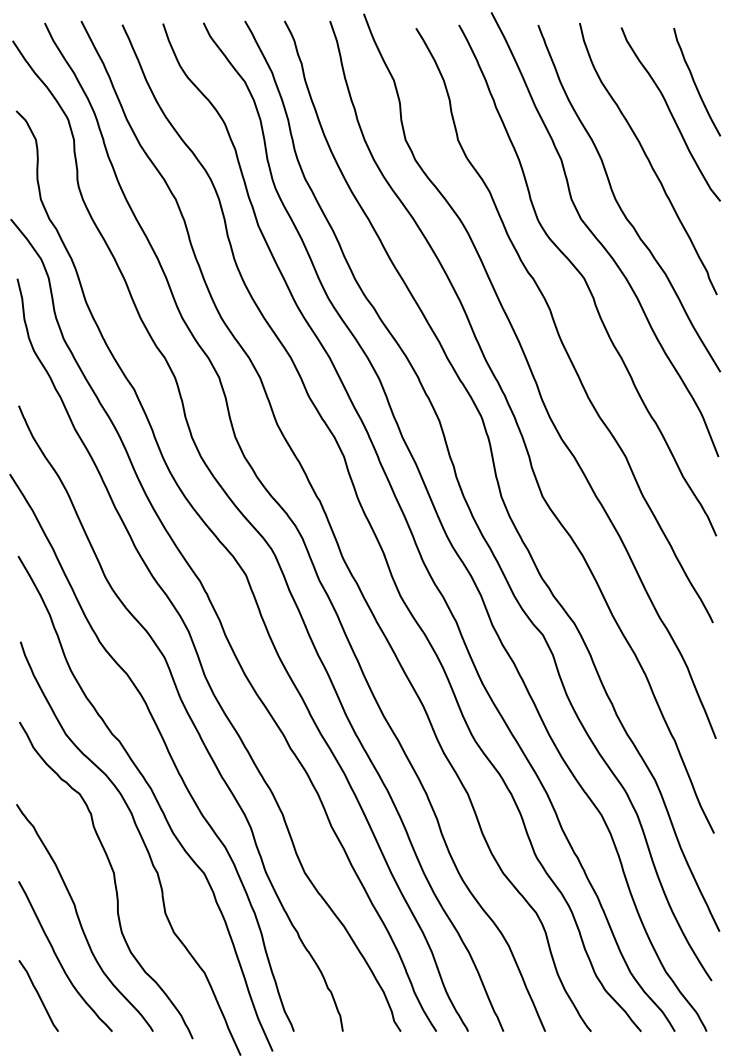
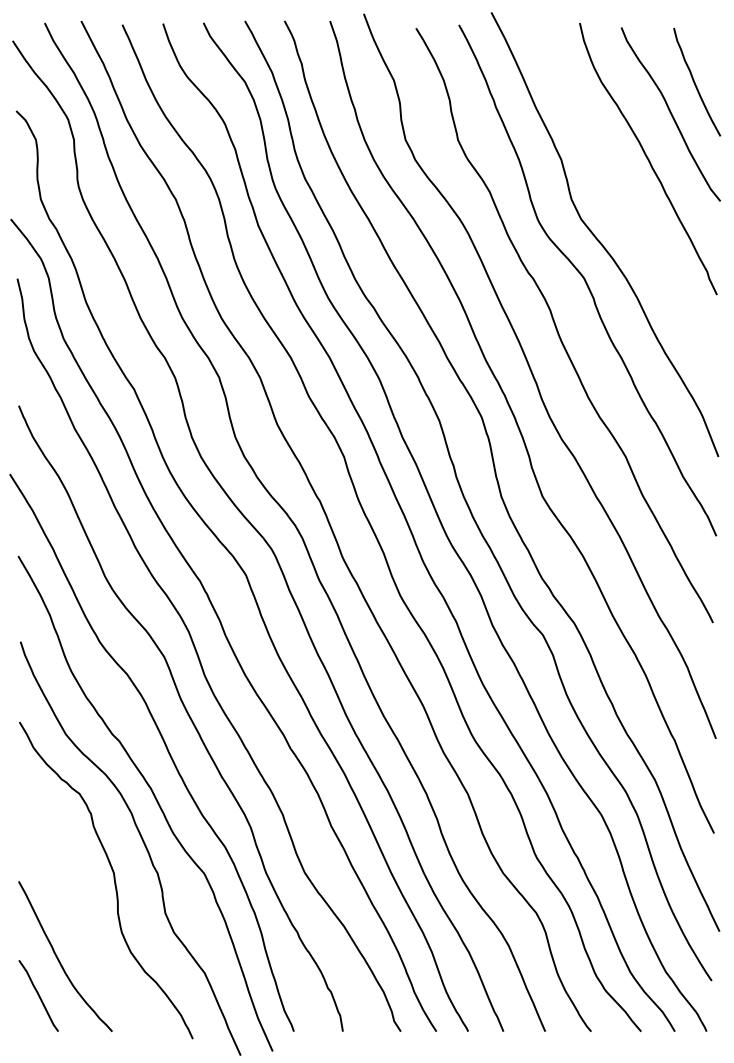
curve: present -> none (619, 204)
curve: present -> none (79, 917)
